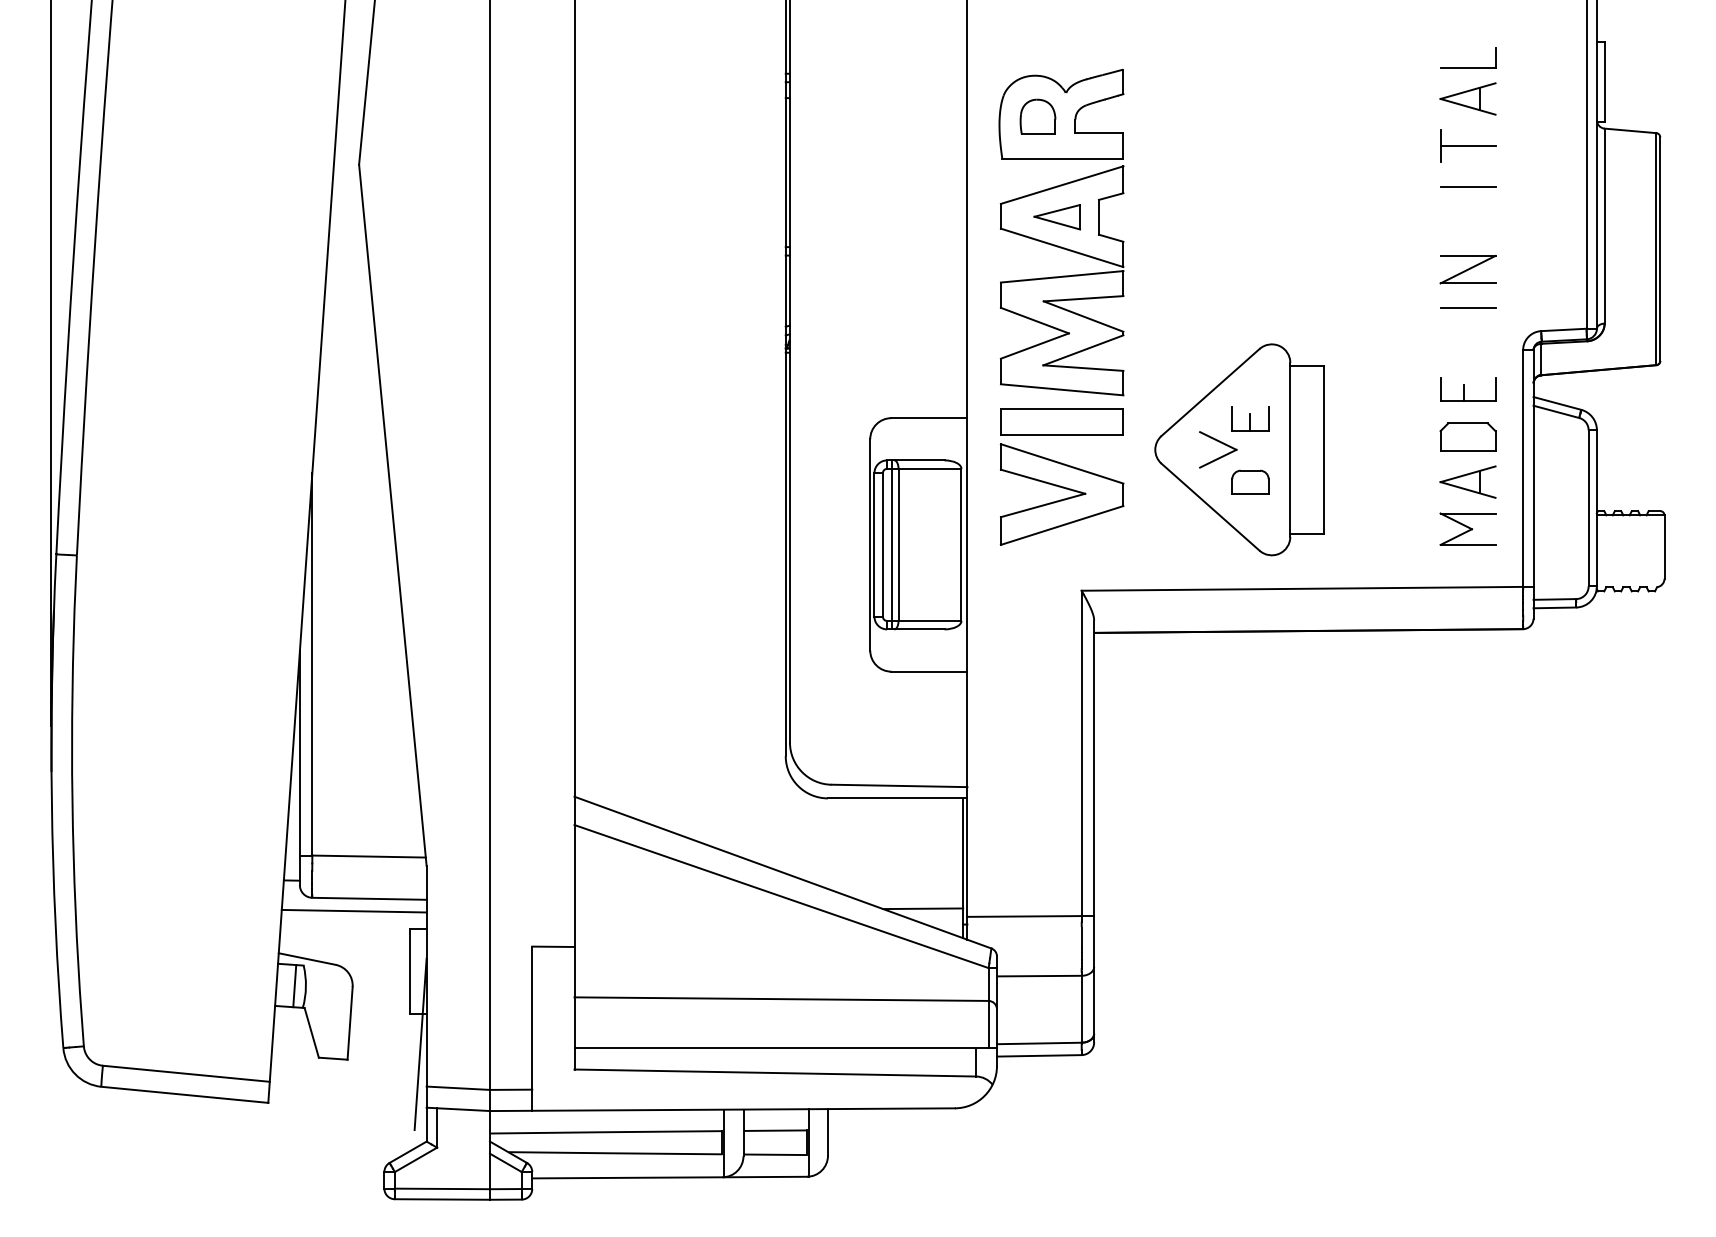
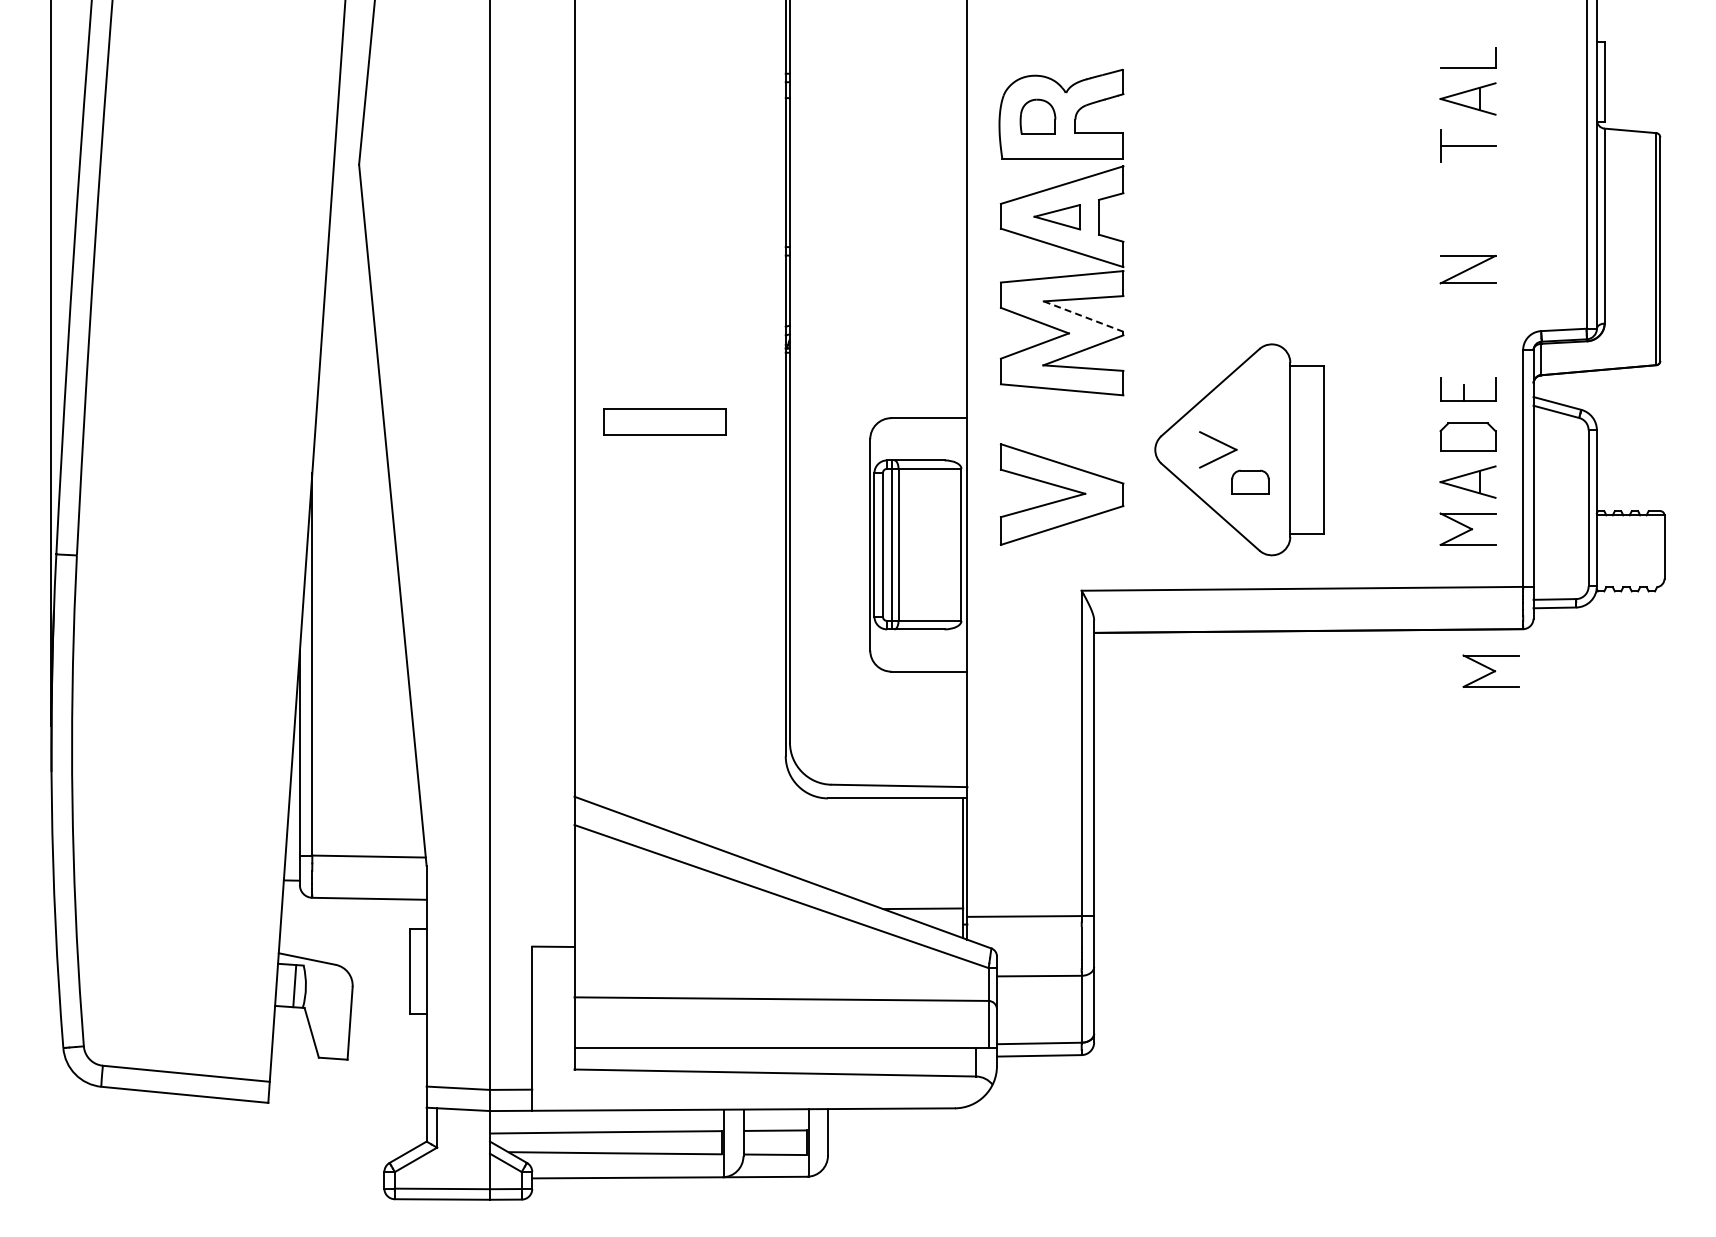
line: present -> none (1467, 186)
line: present -> none (1467, 308)
line: solid -> dashed (1083, 316)
part: present -> none (1250, 418)
part position: (1061, 421) -> (664, 421) (664, 421)
part: none -> present (1490, 670)
line: present -> none (353, 910)
line: present -> none (420, 1044)
